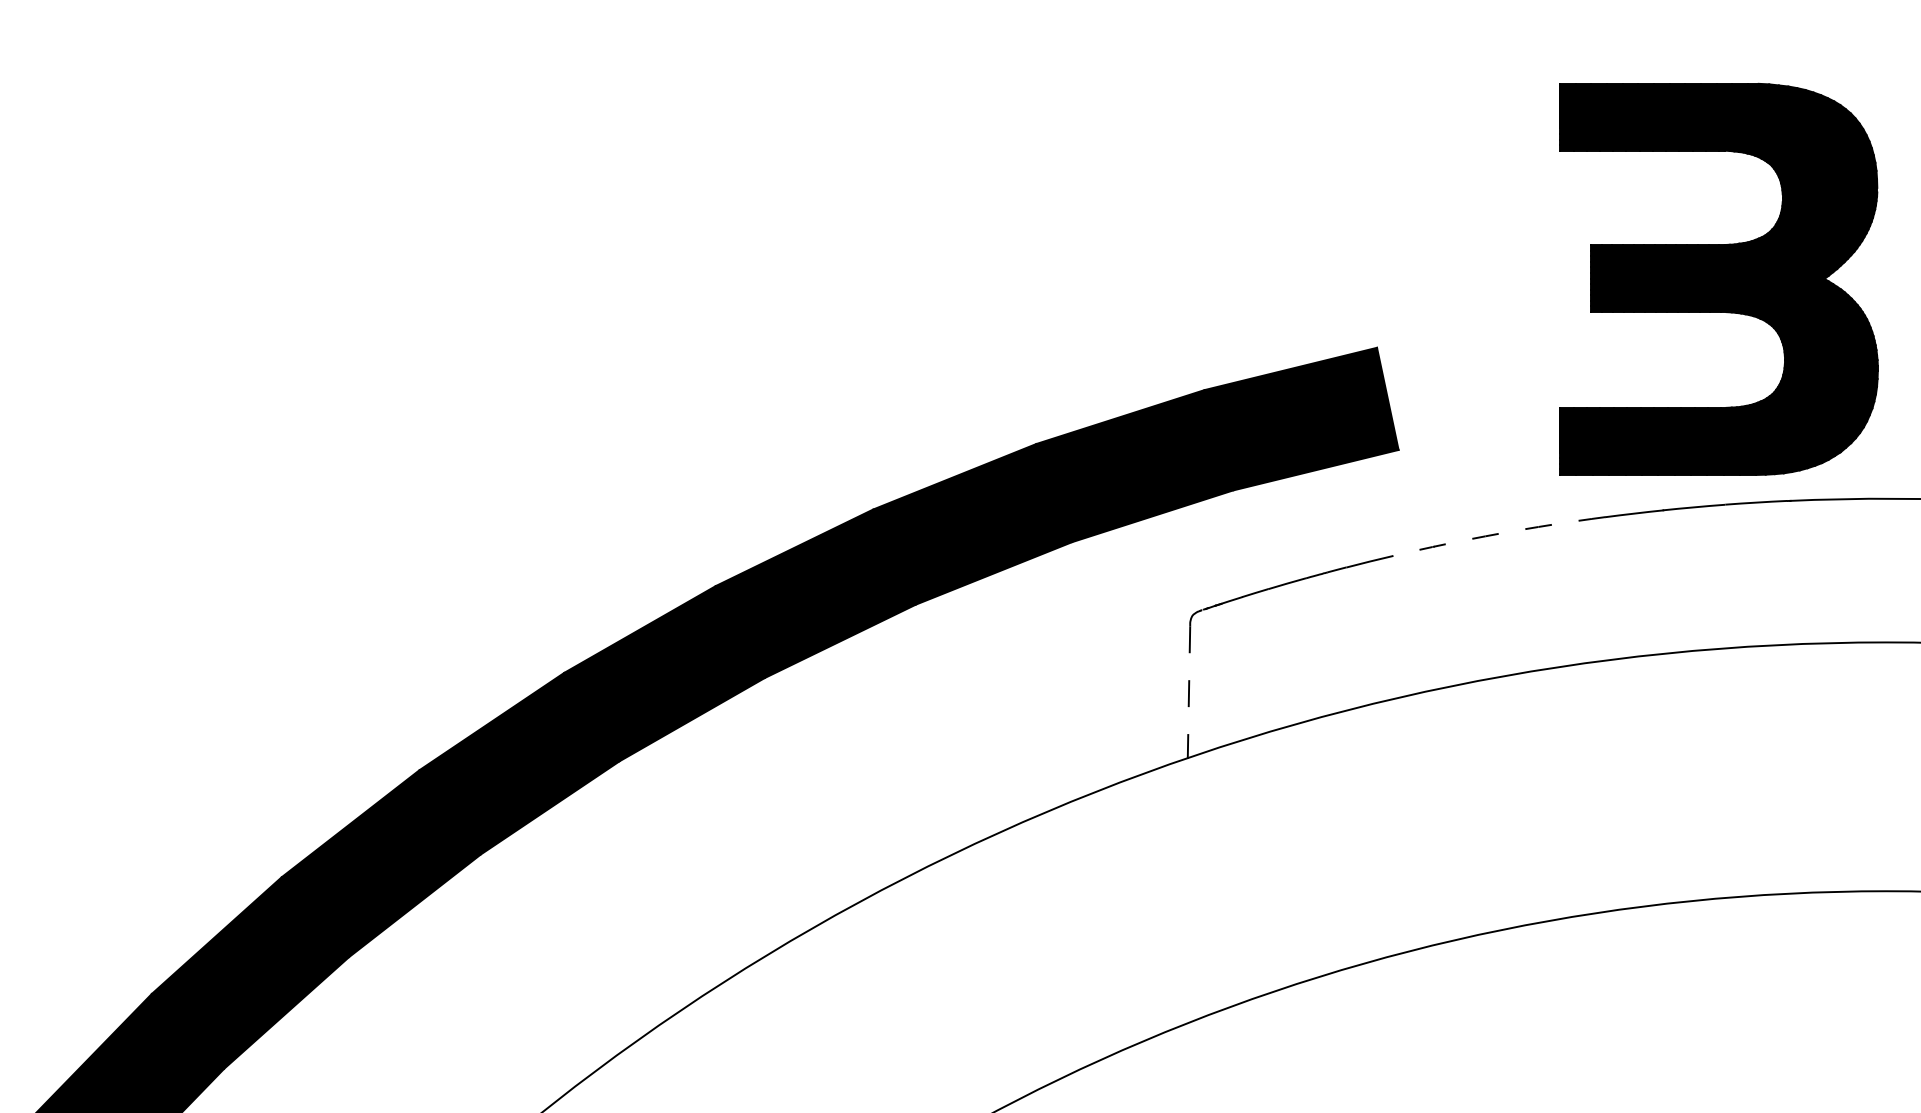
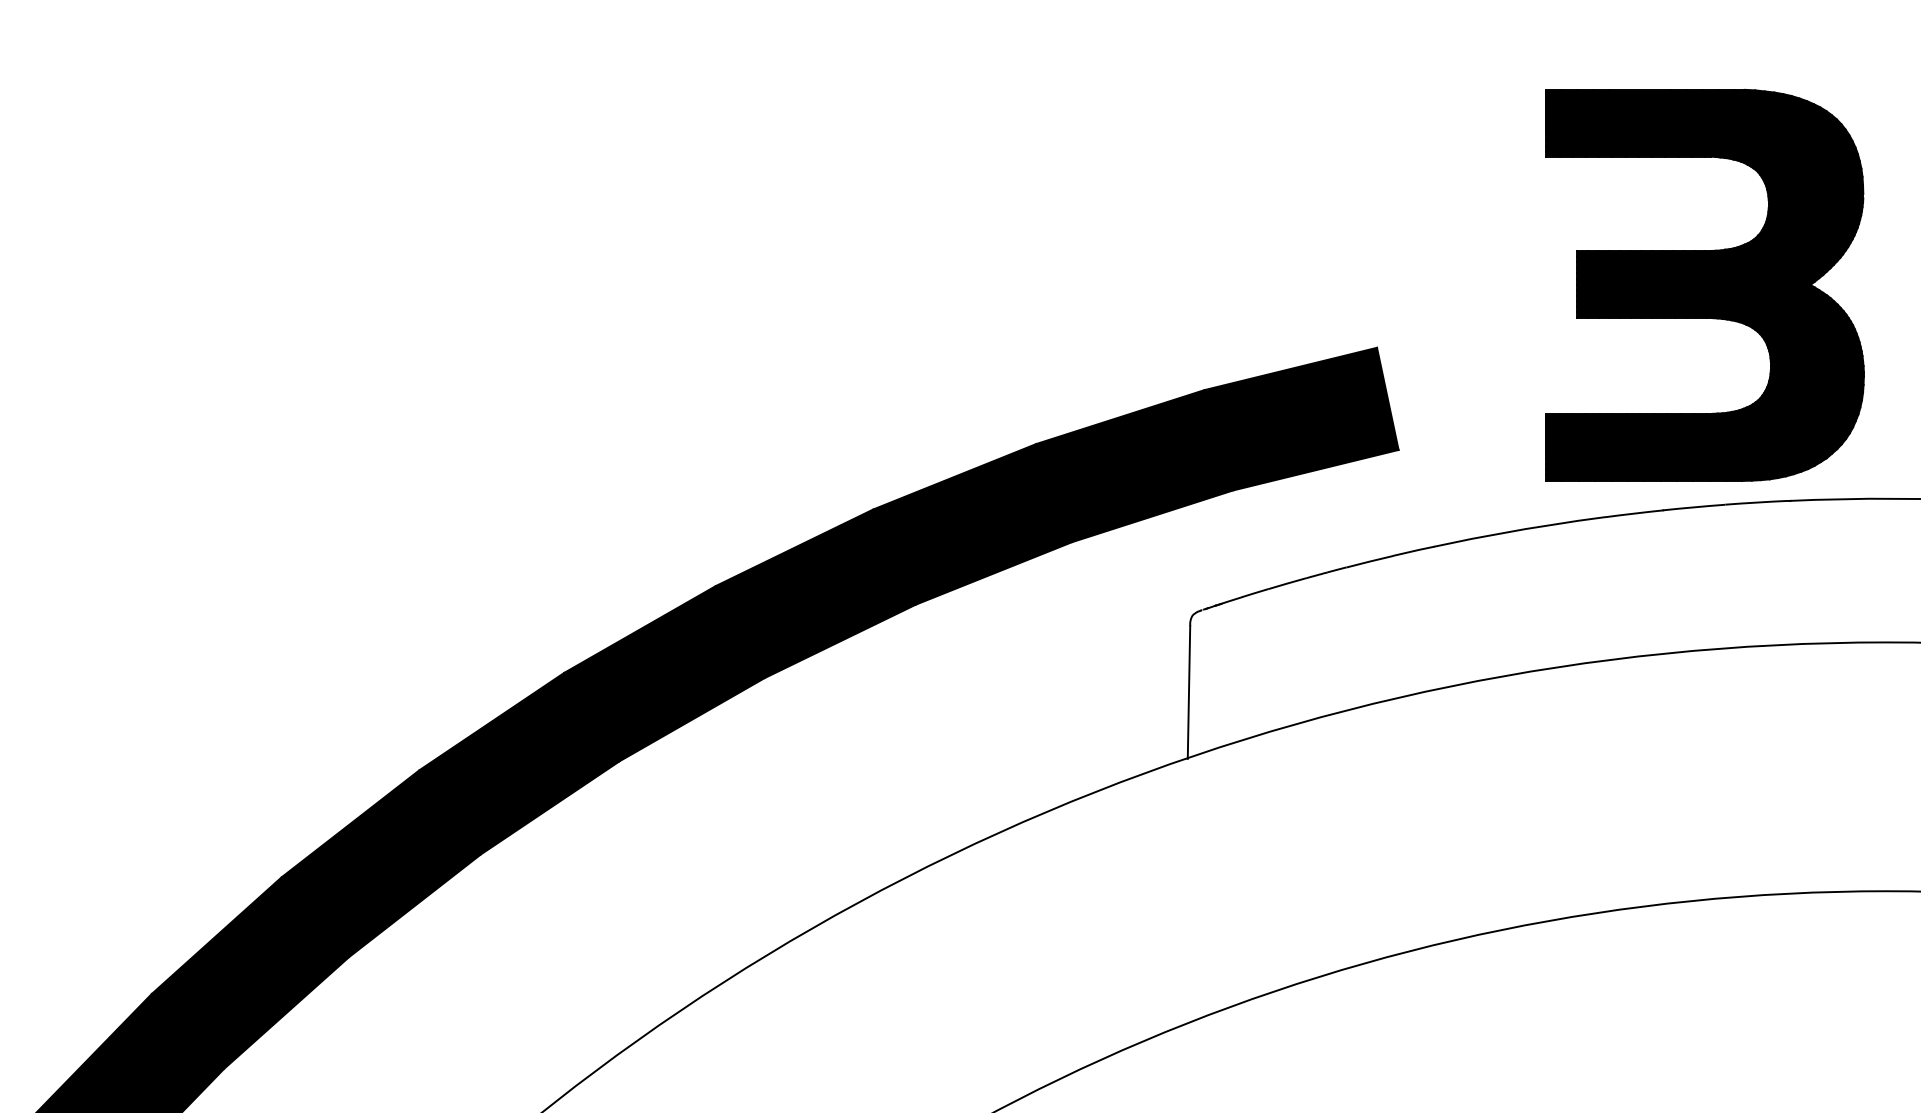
part position: (1718, 278) -> (1704, 284) (1704, 284)
arc: dashed -> solid (1498, 533)
line: dashed -> solid (1188, 693)
